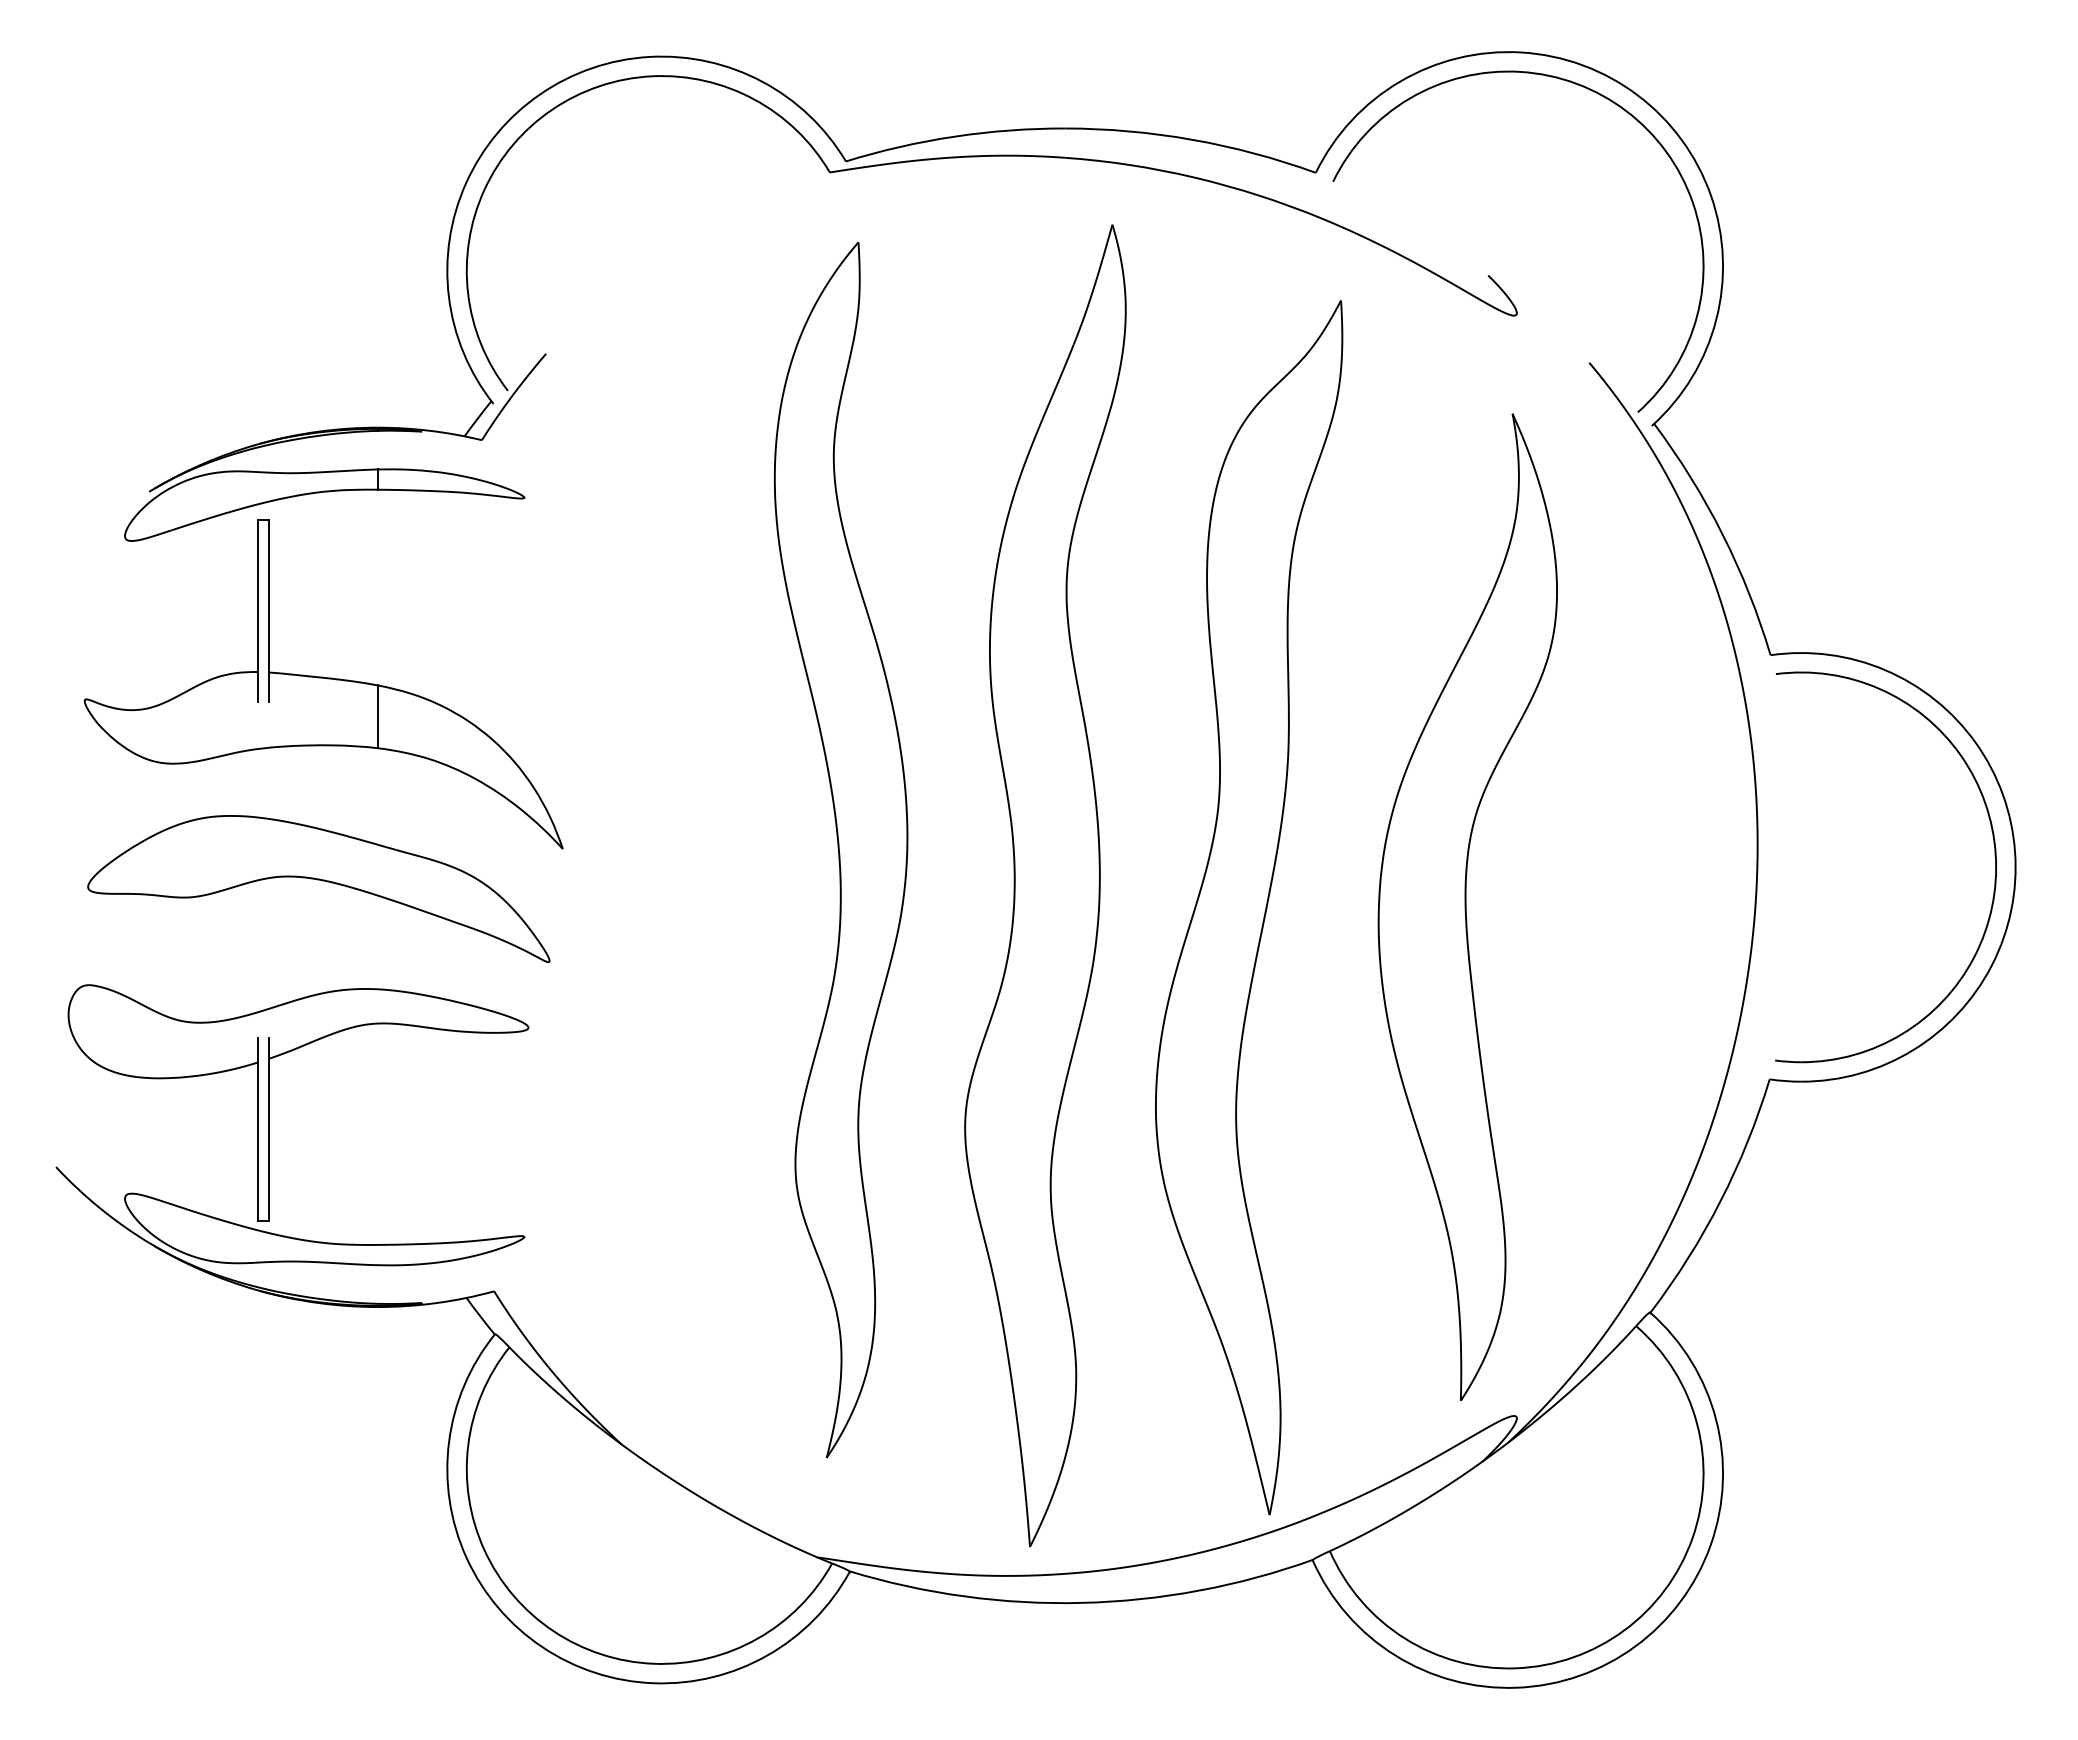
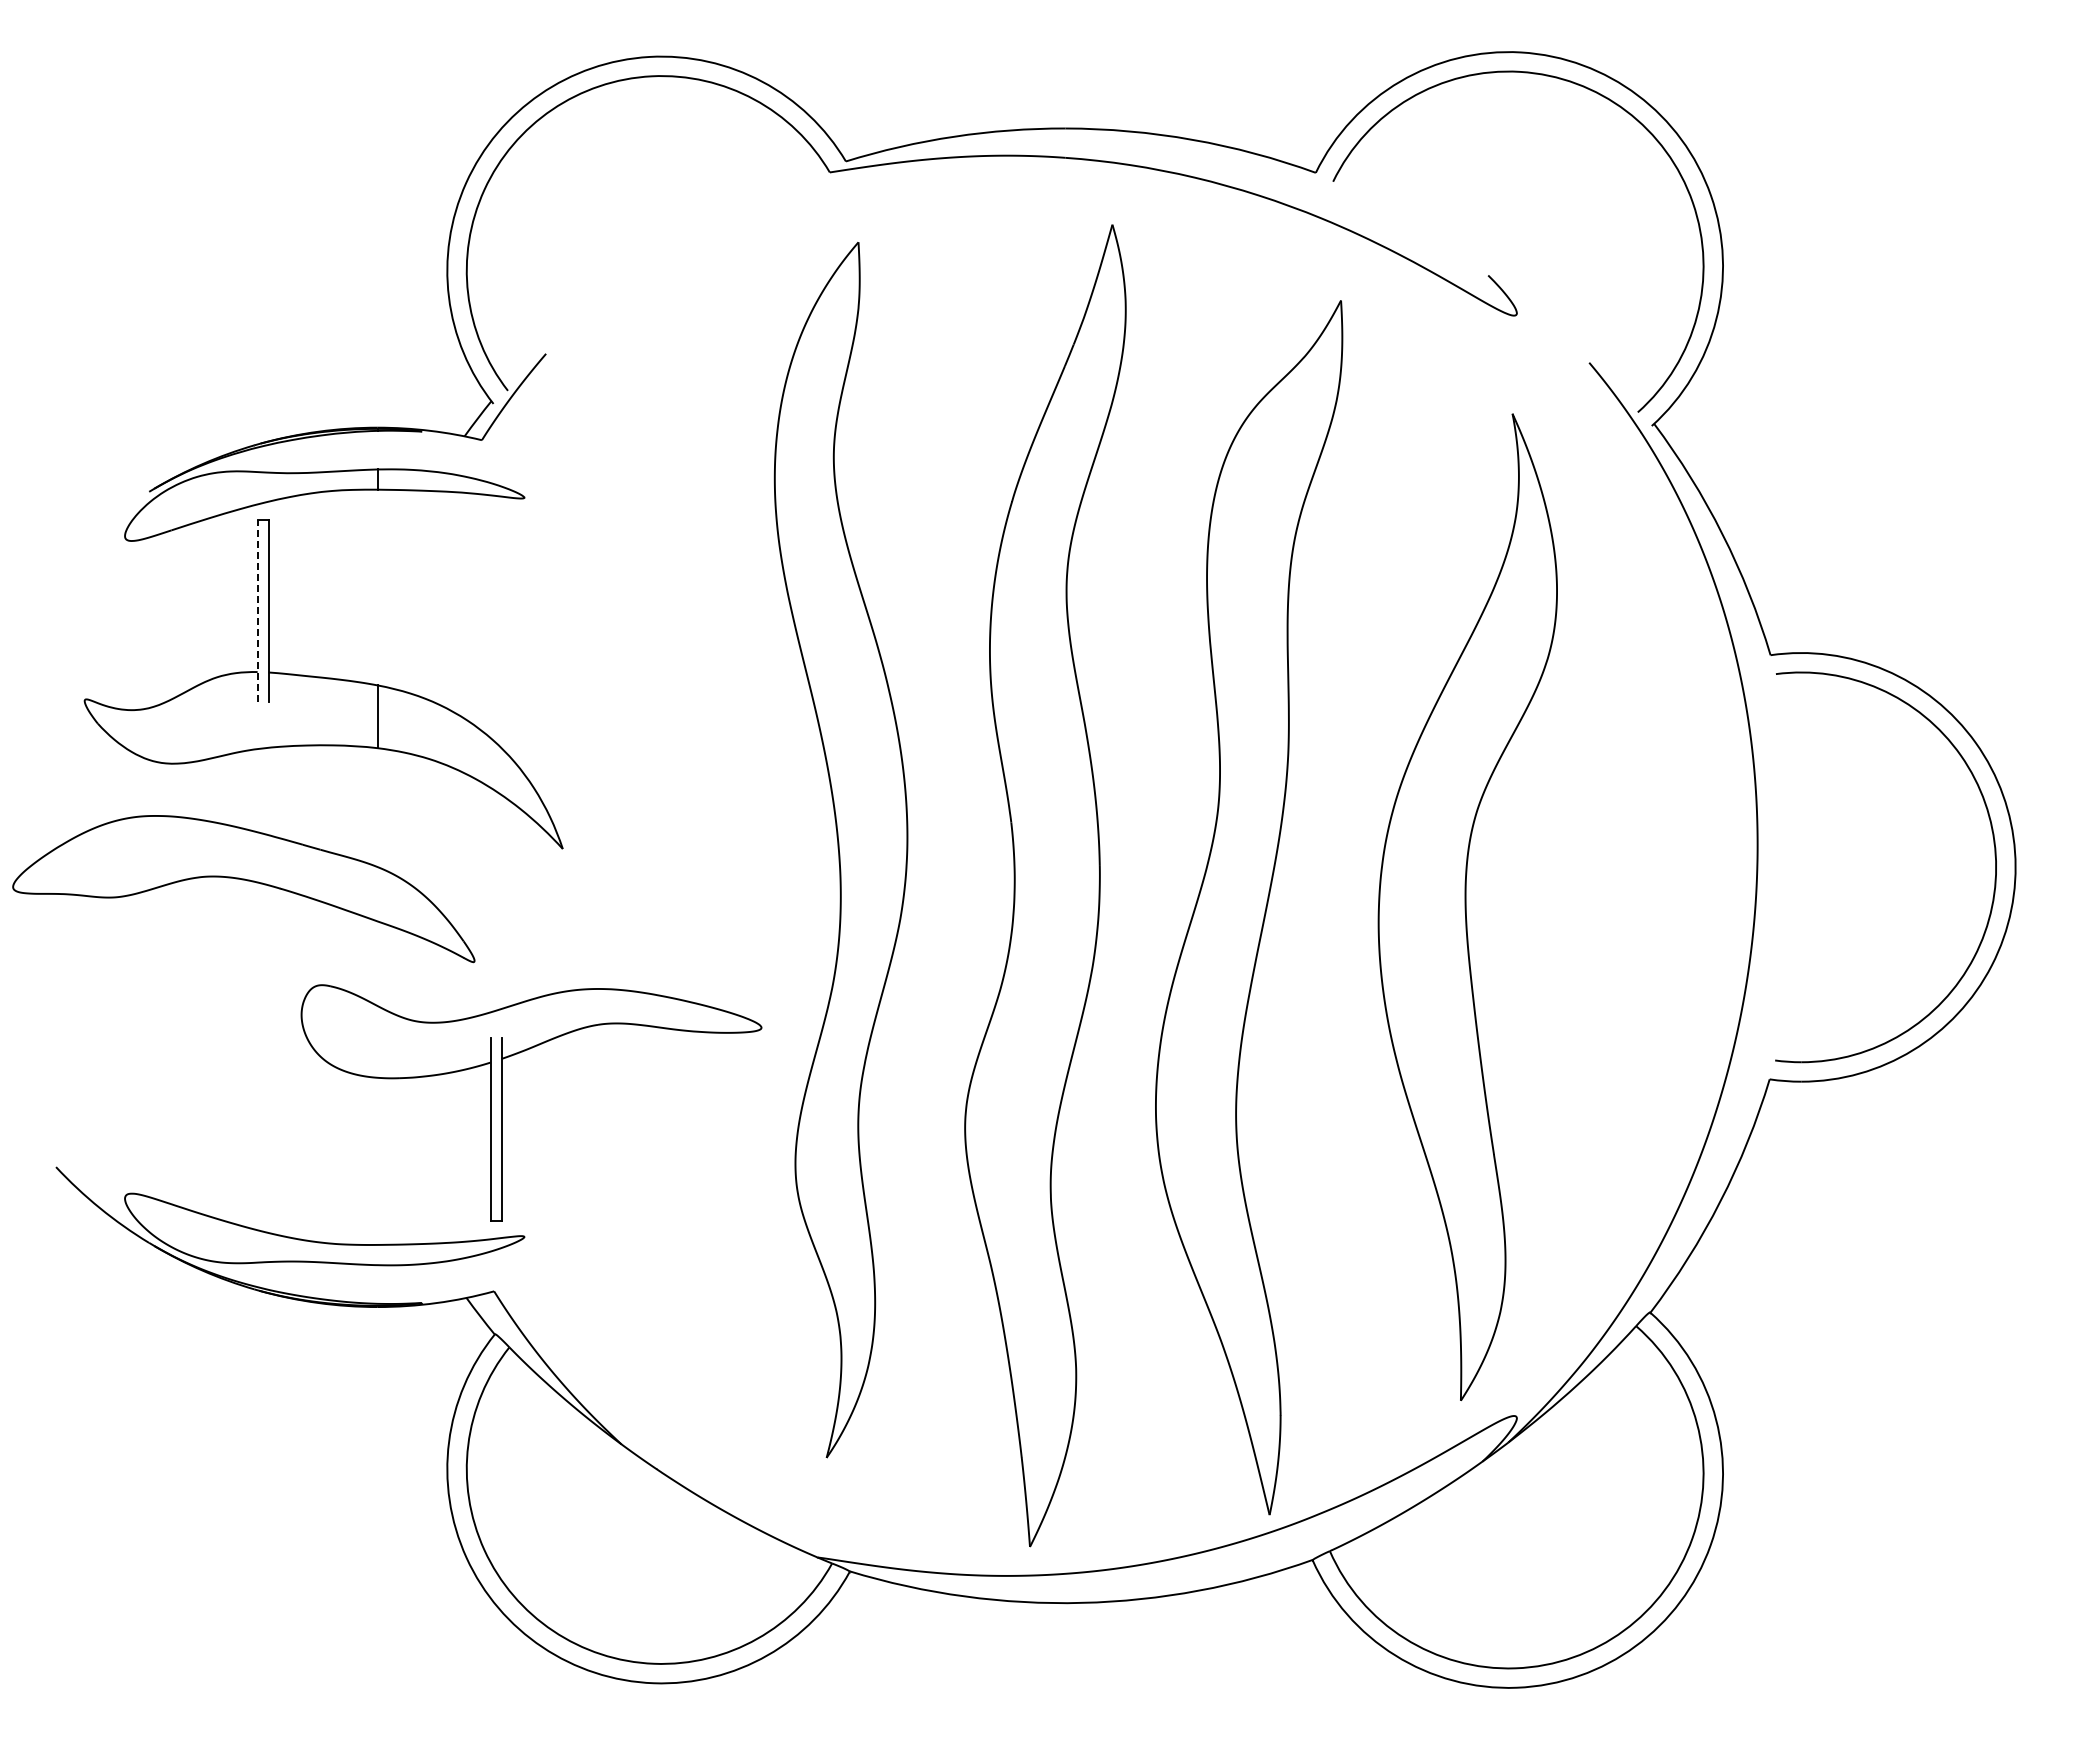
line: solid -> dashed (257, 610)
part position: (322, 881) -> (247, 881) (247, 881)
part position: (269, 1102) -> (502, 1102) (502, 1102)
